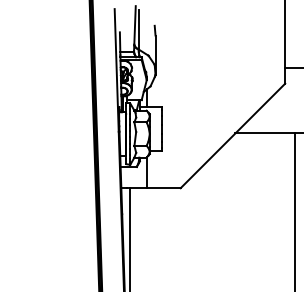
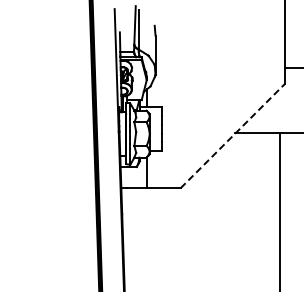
line: solid -> dashed (232, 135)
line position: (295, 210) -> (280, 210) (280, 210)
line: present -> none (130, 238)
